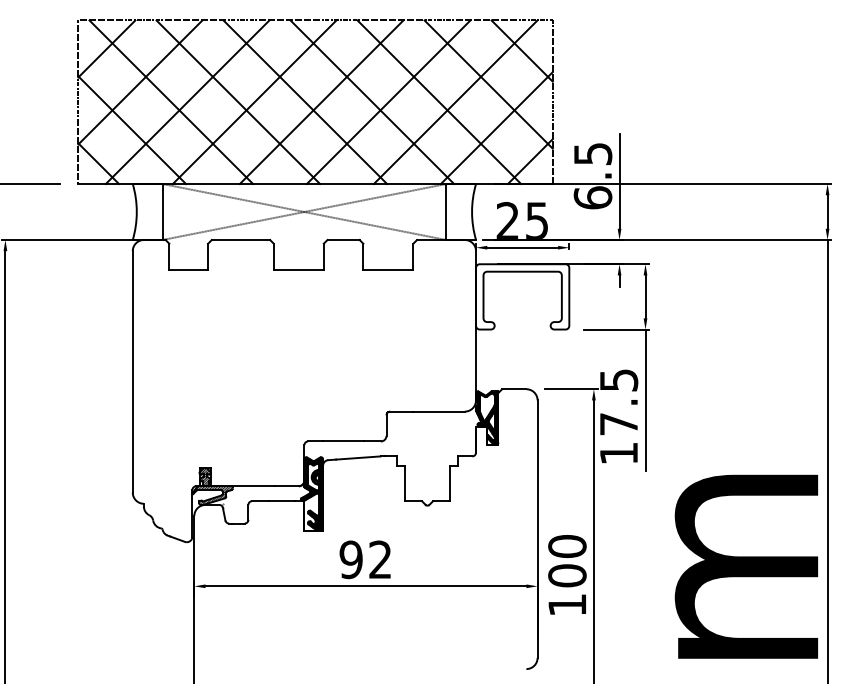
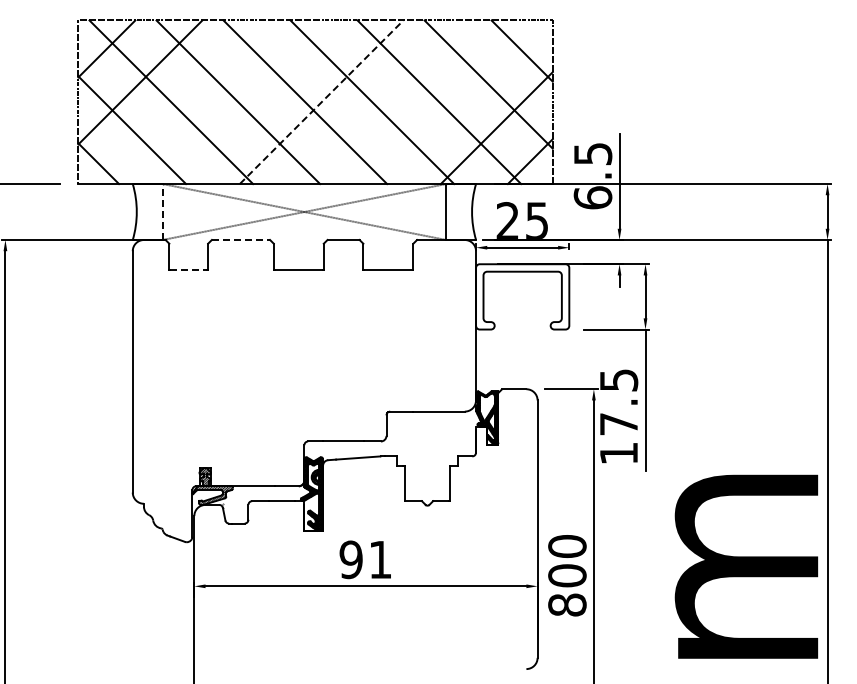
line: present -> none (187, 102)
line: present -> none (254, 102)
line: solid -> dashed (321, 102)
line: present -> none (388, 102)
line: present -> none (455, 102)
line: solid -> dashed (162, 212)
line: solid -> dashed (241, 240)
line: solid -> dashed (188, 269)
text: 92 -> 91 (379, 559)
text: 100 -> 800 (567, 604)
